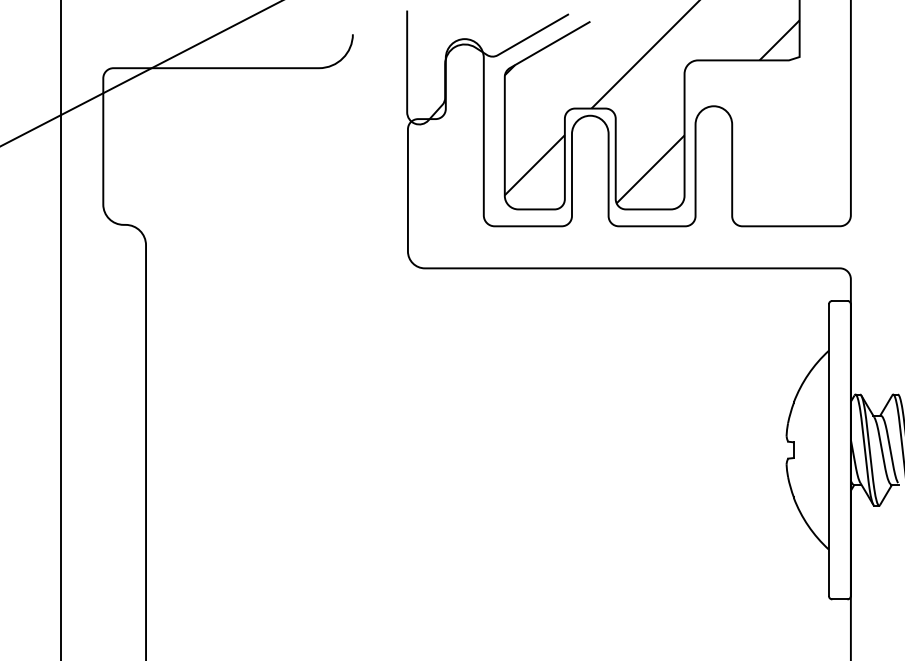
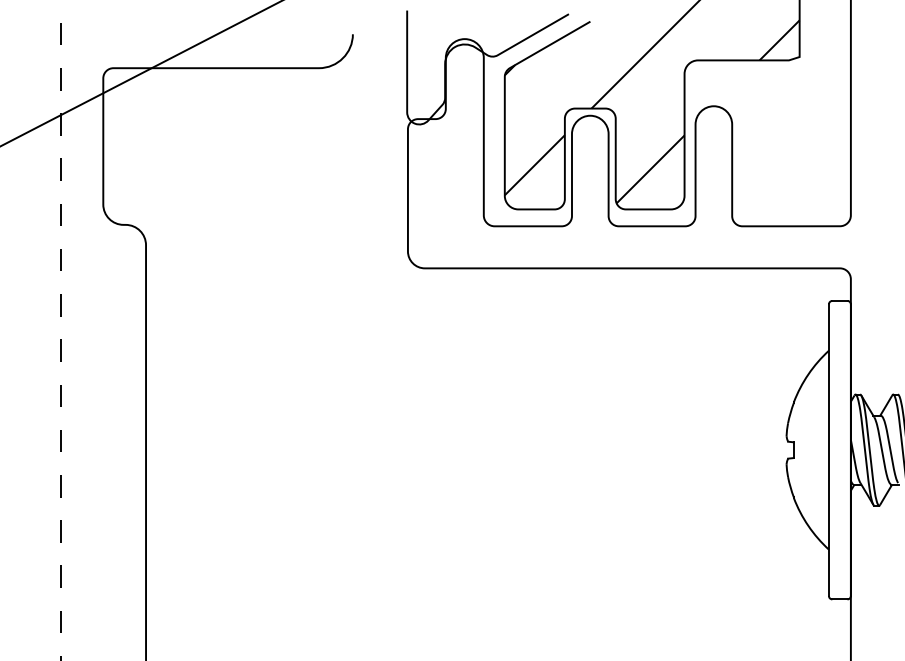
line: solid -> dashed (61, 330)
